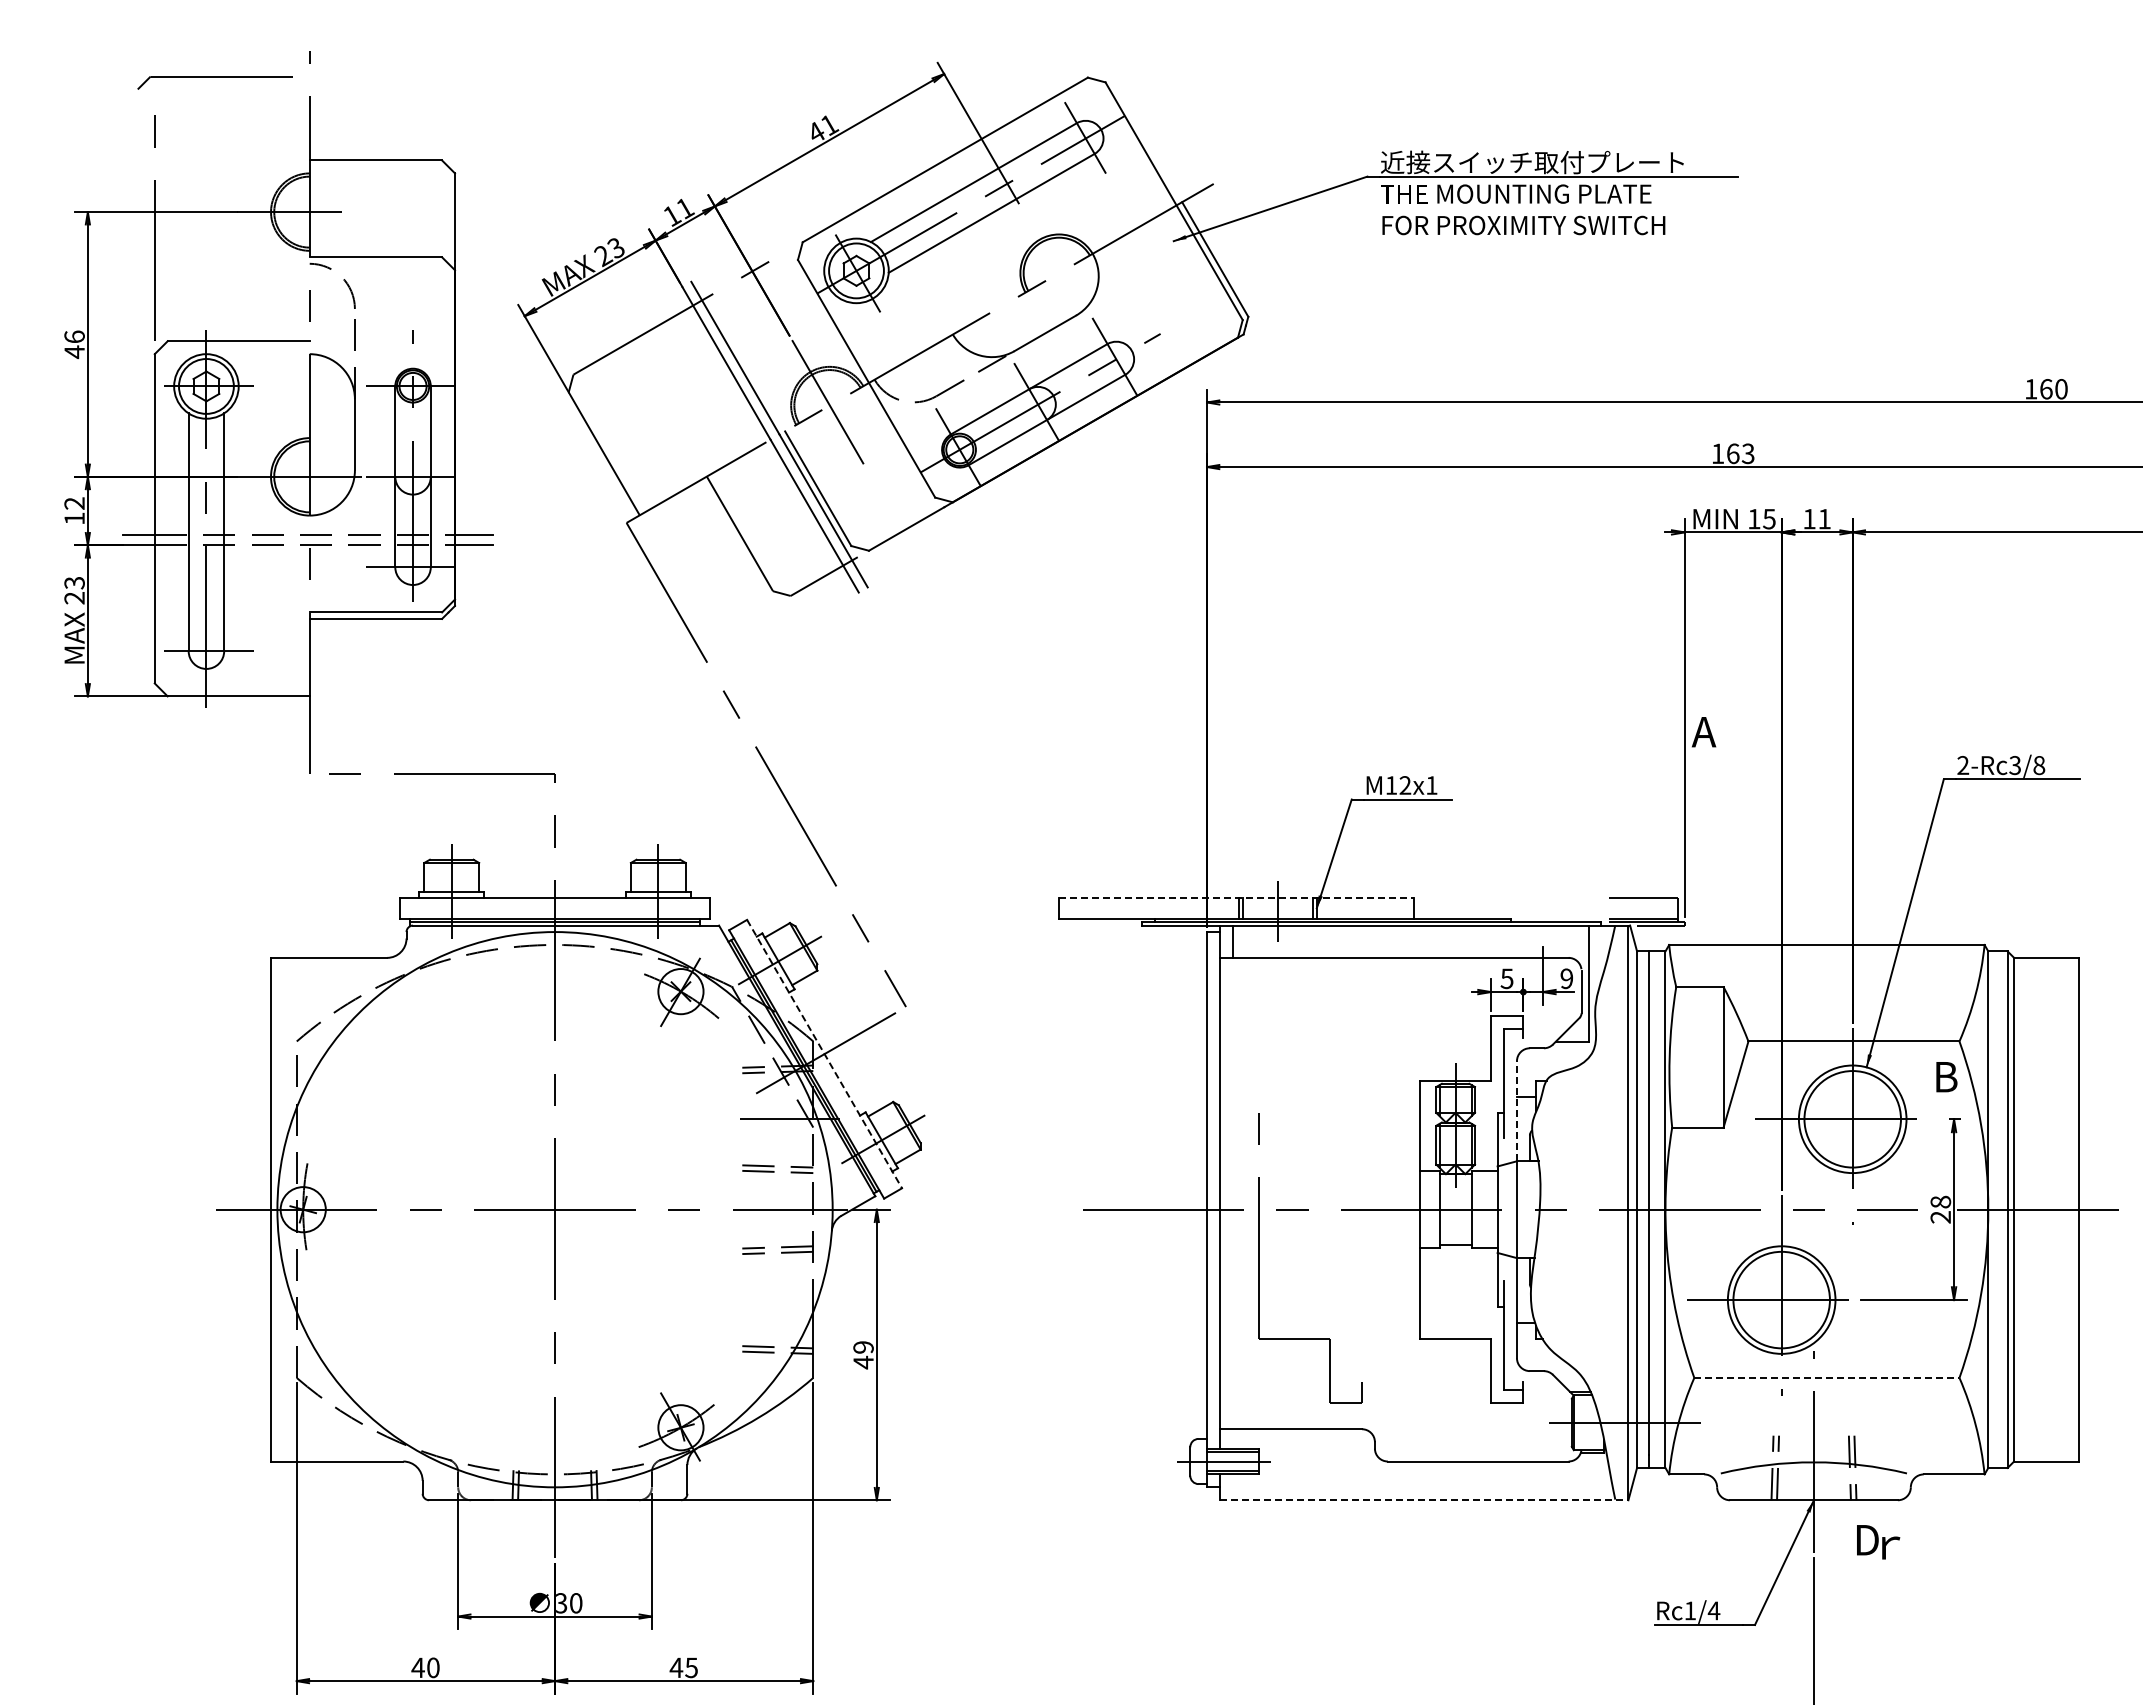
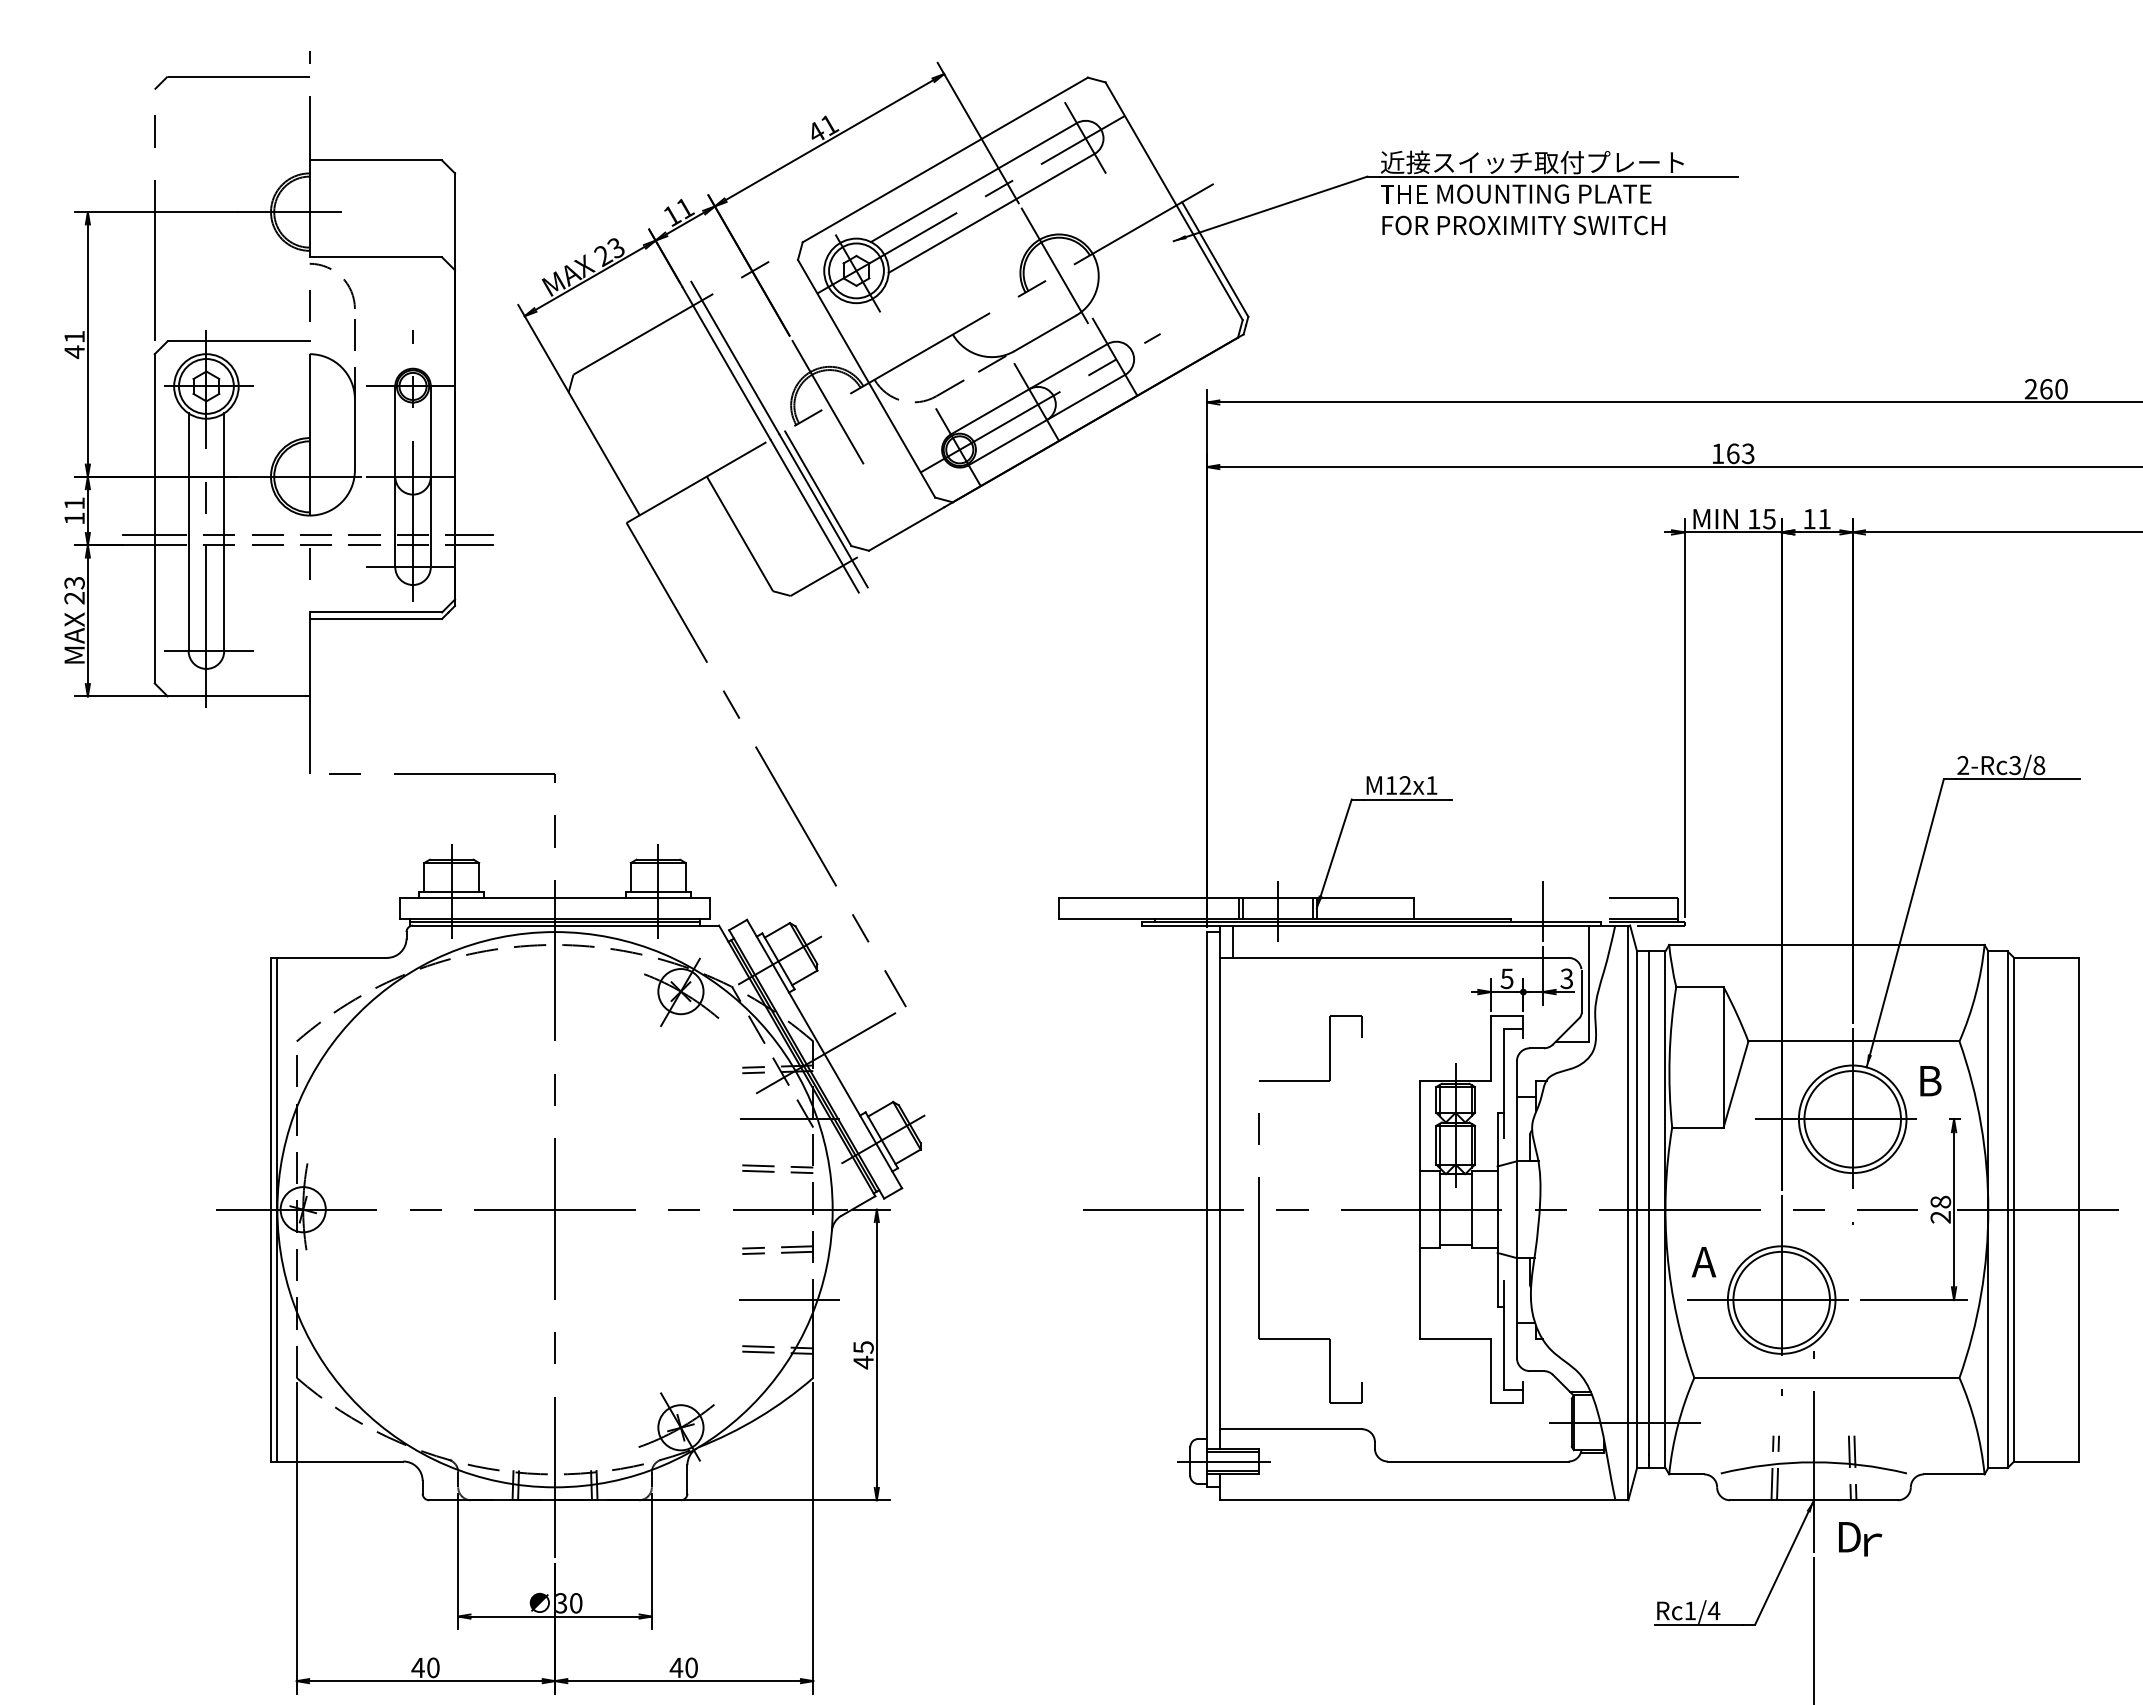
part position: (214, 82) -> (231, 82) (231, 82)
line: none -> present (1054, 265)
text: 46 -> 41 (74, 336)
text: 160 -> 260 (2030, 389)
text: 12 -> 11 (74, 503)
text position: (1704, 732) -> (1704, 1262) (1704, 1262)
line: dashed -> solid (1236, 898)
line: none -> present (1542, 910)
text: 9 -> 3 (1566, 978)
part: none -> present (1329, 1048)
line: dashed -> solid (824, 1054)
text position: (1946, 1077) -> (1930, 1081) (1930, 1081)
line: dashed -> solid (1516, 1110)
line: none -> present (277, 1209)
line: none -> present (789, 1300)
text: 49 -> 45 (863, 1347)
line: dashed -> solid (1826, 1377)
line: dashed -> solid (1424, 1500)
text position: (1878, 1542) -> (1860, 1539) (1860, 1539)
text: 45 -> 40 (691, 1667)
